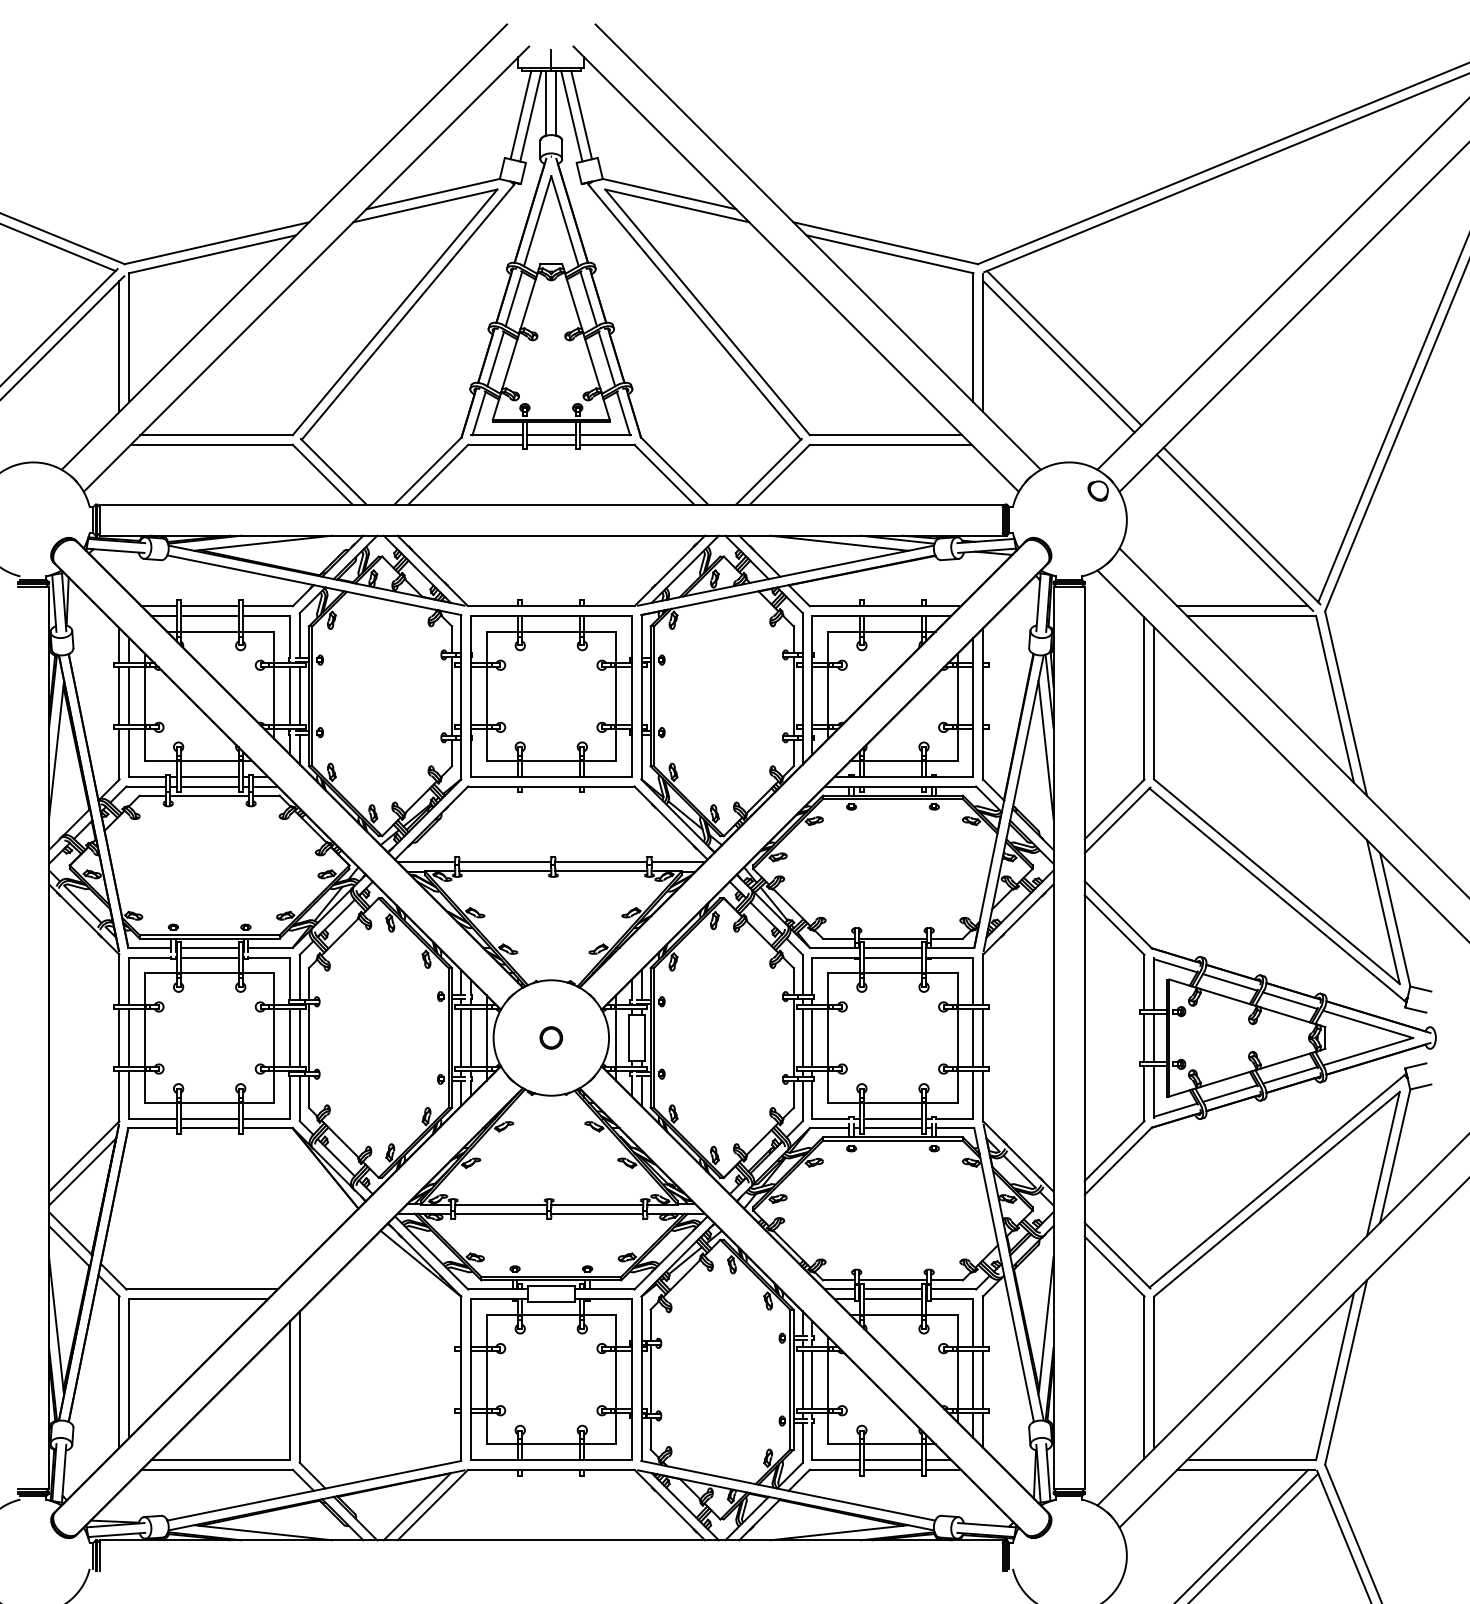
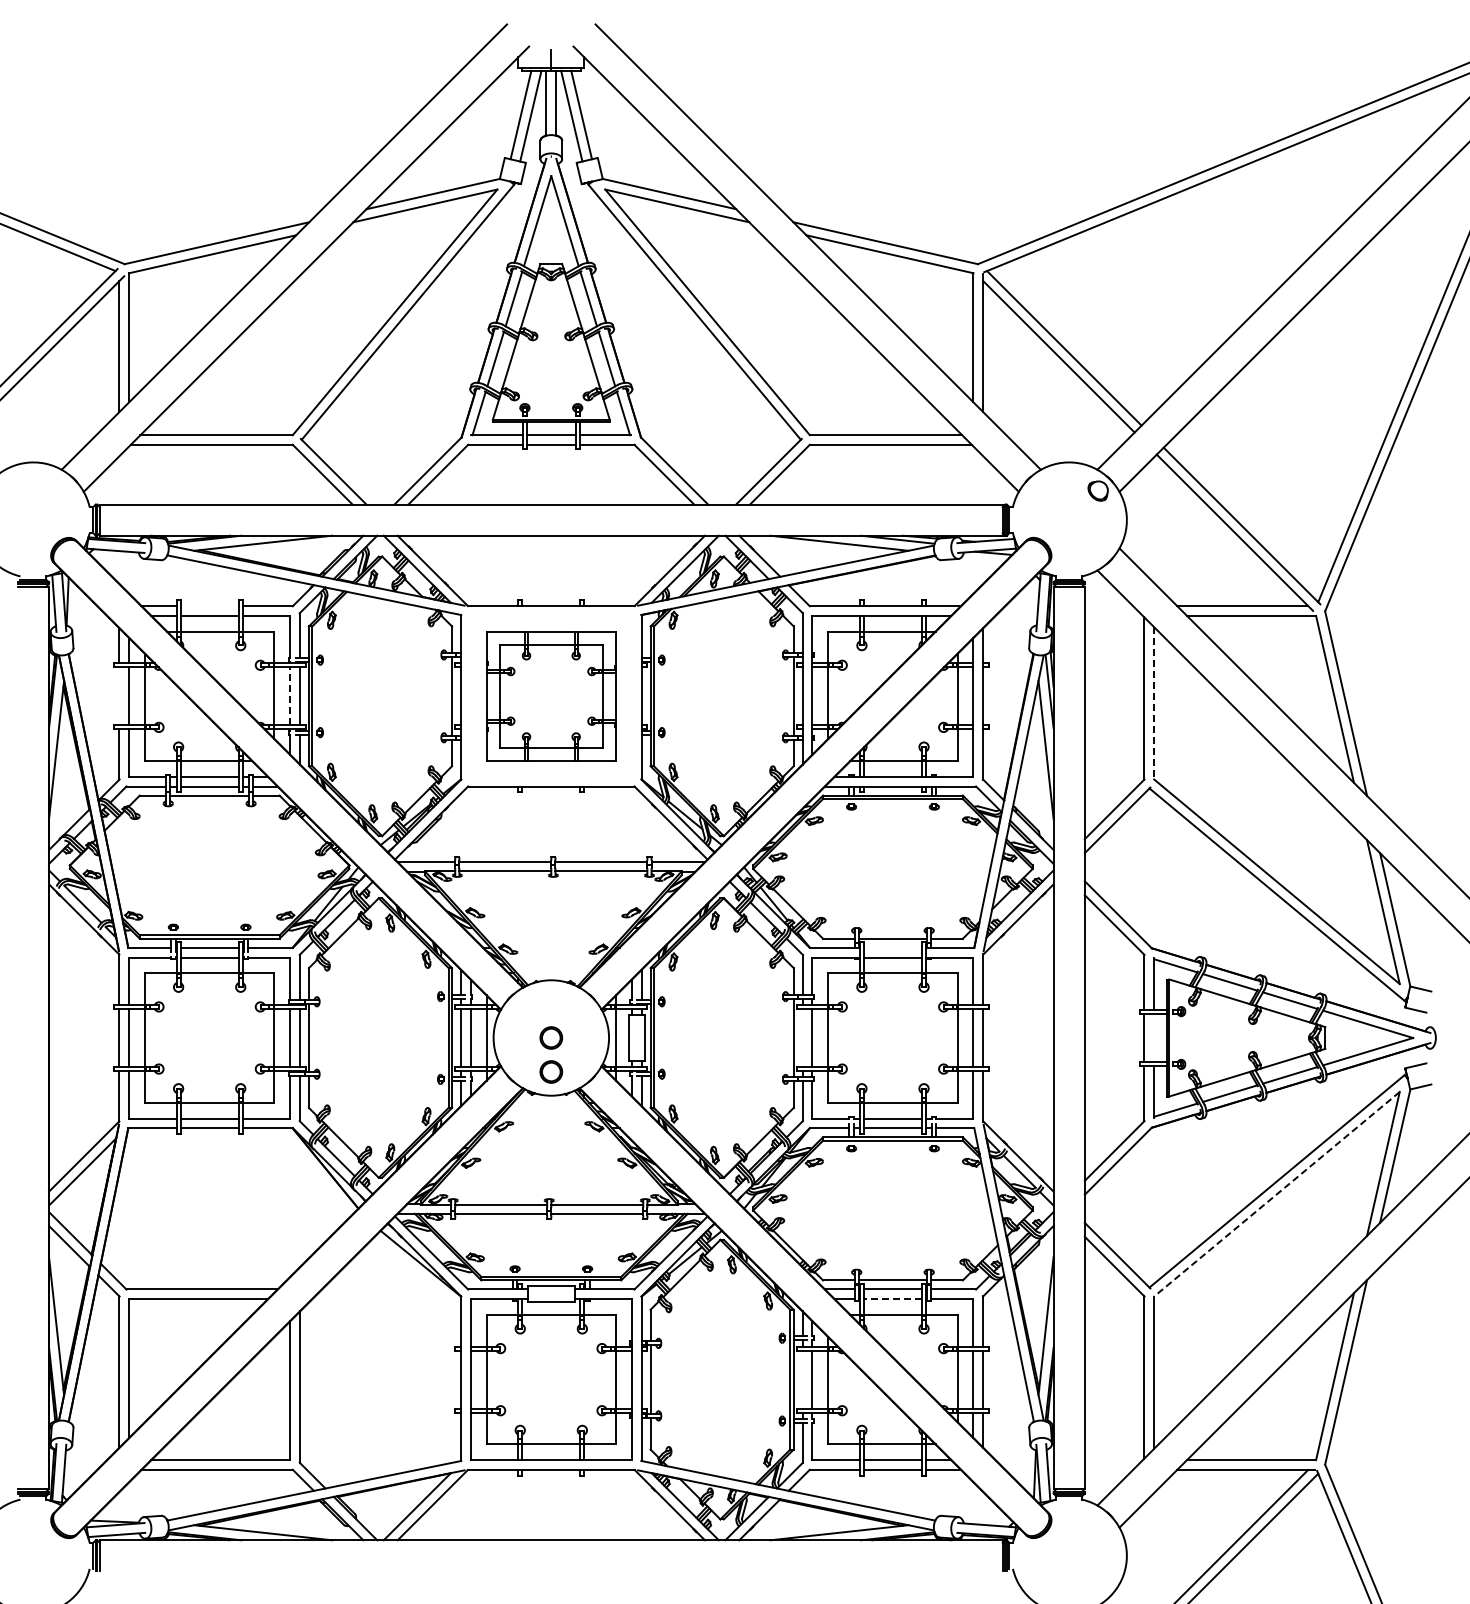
line: present -> none (209, 606)
line: present -> none (119, 696)
line: solid -> dashed (290, 696)
part size: 163x163 px -> 131x131 px (551, 696)
line: solid -> dashed (1154, 703)
line: present -> none (892, 947)
line: present -> none (1154, 1037)
line: present -> none (802, 1038)
part: none -> present (551, 1071)
line: solid -> dashed (1276, 1194)
line: solid -> dashed (892, 1299)
line: present -> none (802, 1379)
